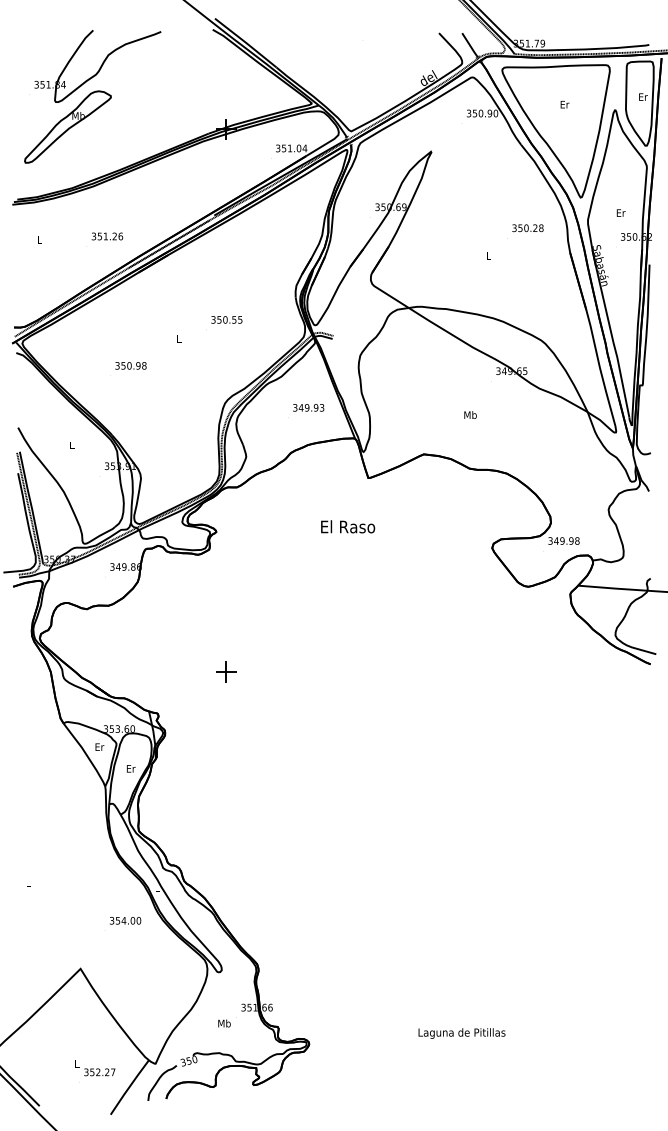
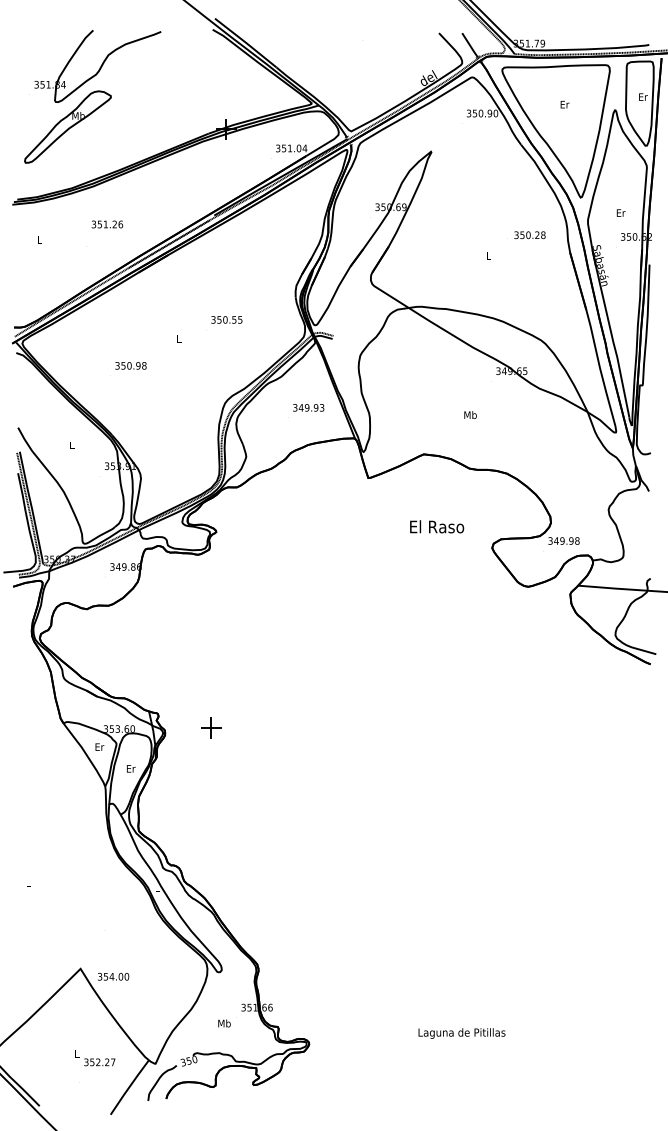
text position: (527, 228) -> (529, 235) (529, 235)
text position: (107, 236) -> (107, 224) (107, 224)
text position: (348, 526) -> (437, 526) (437, 526)
part position: (226, 671) -> (211, 727) (211, 727)
text position: (125, 920) -> (113, 976) (113, 976)
text position: (95, 1068) -> (95, 1058) (95, 1058)
